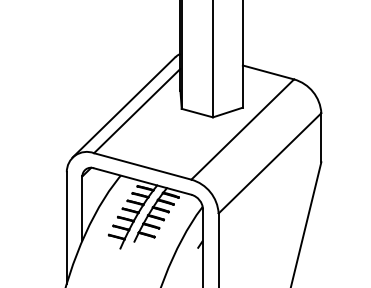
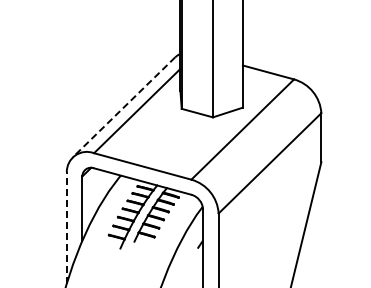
line: solid -> dashed (123, 107)
line: solid -> dashed (66, 227)
